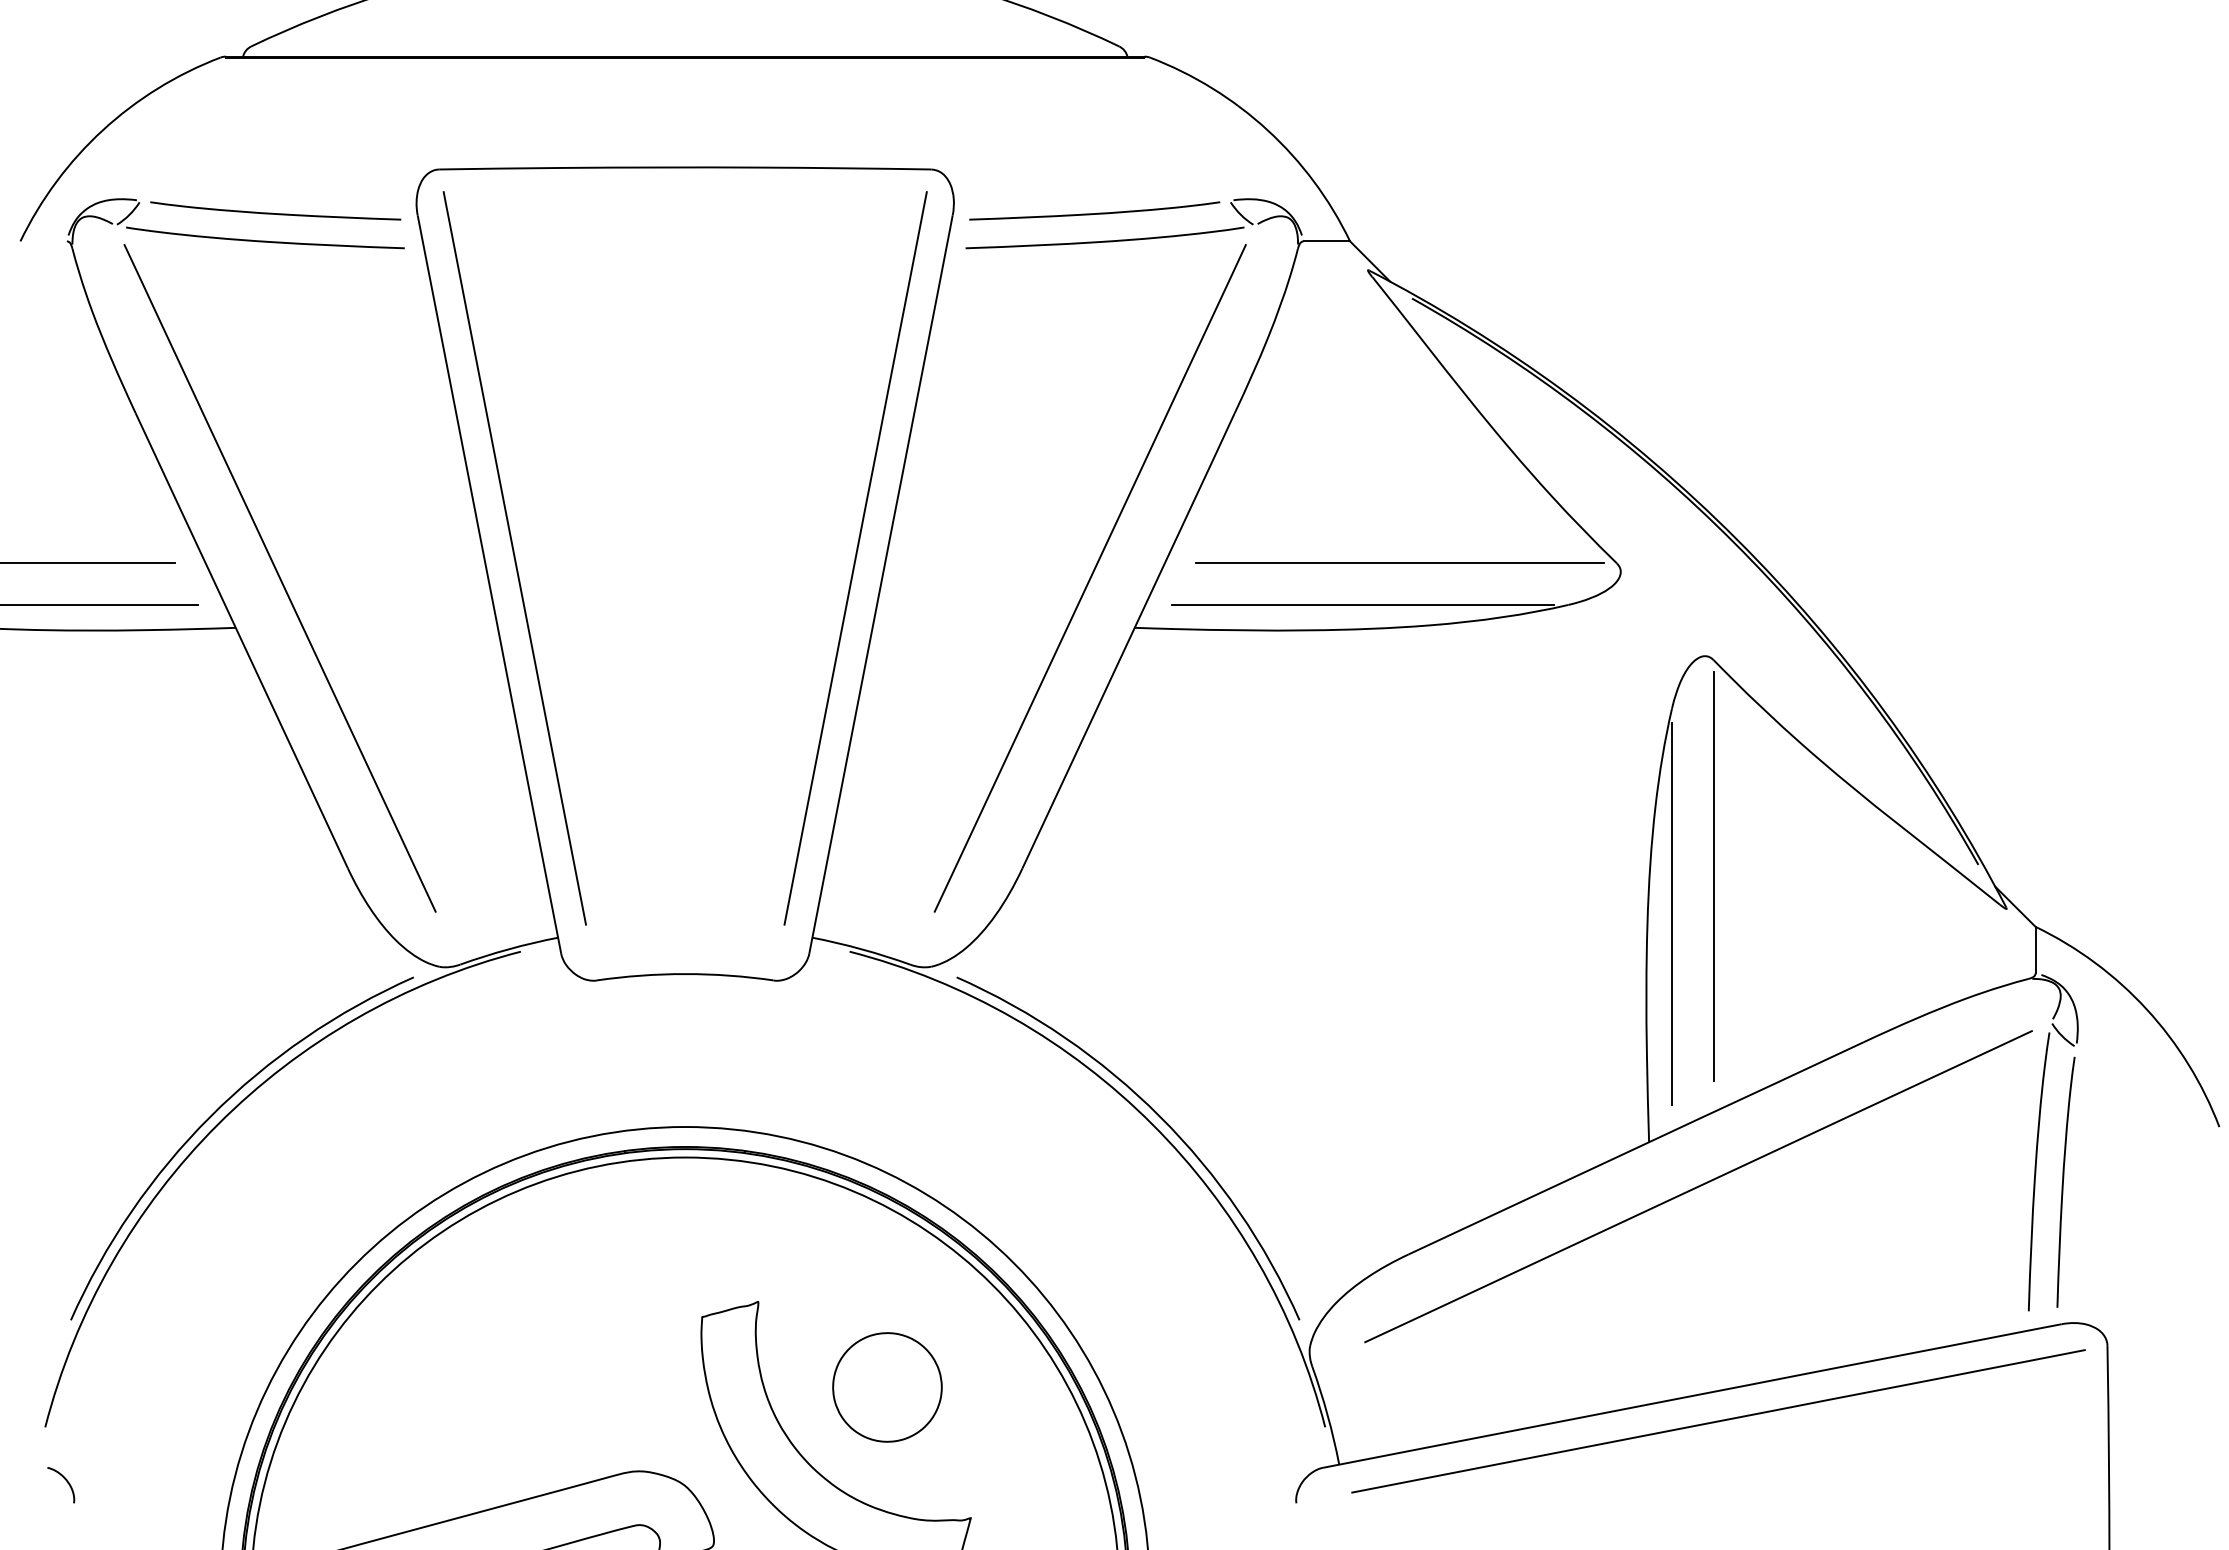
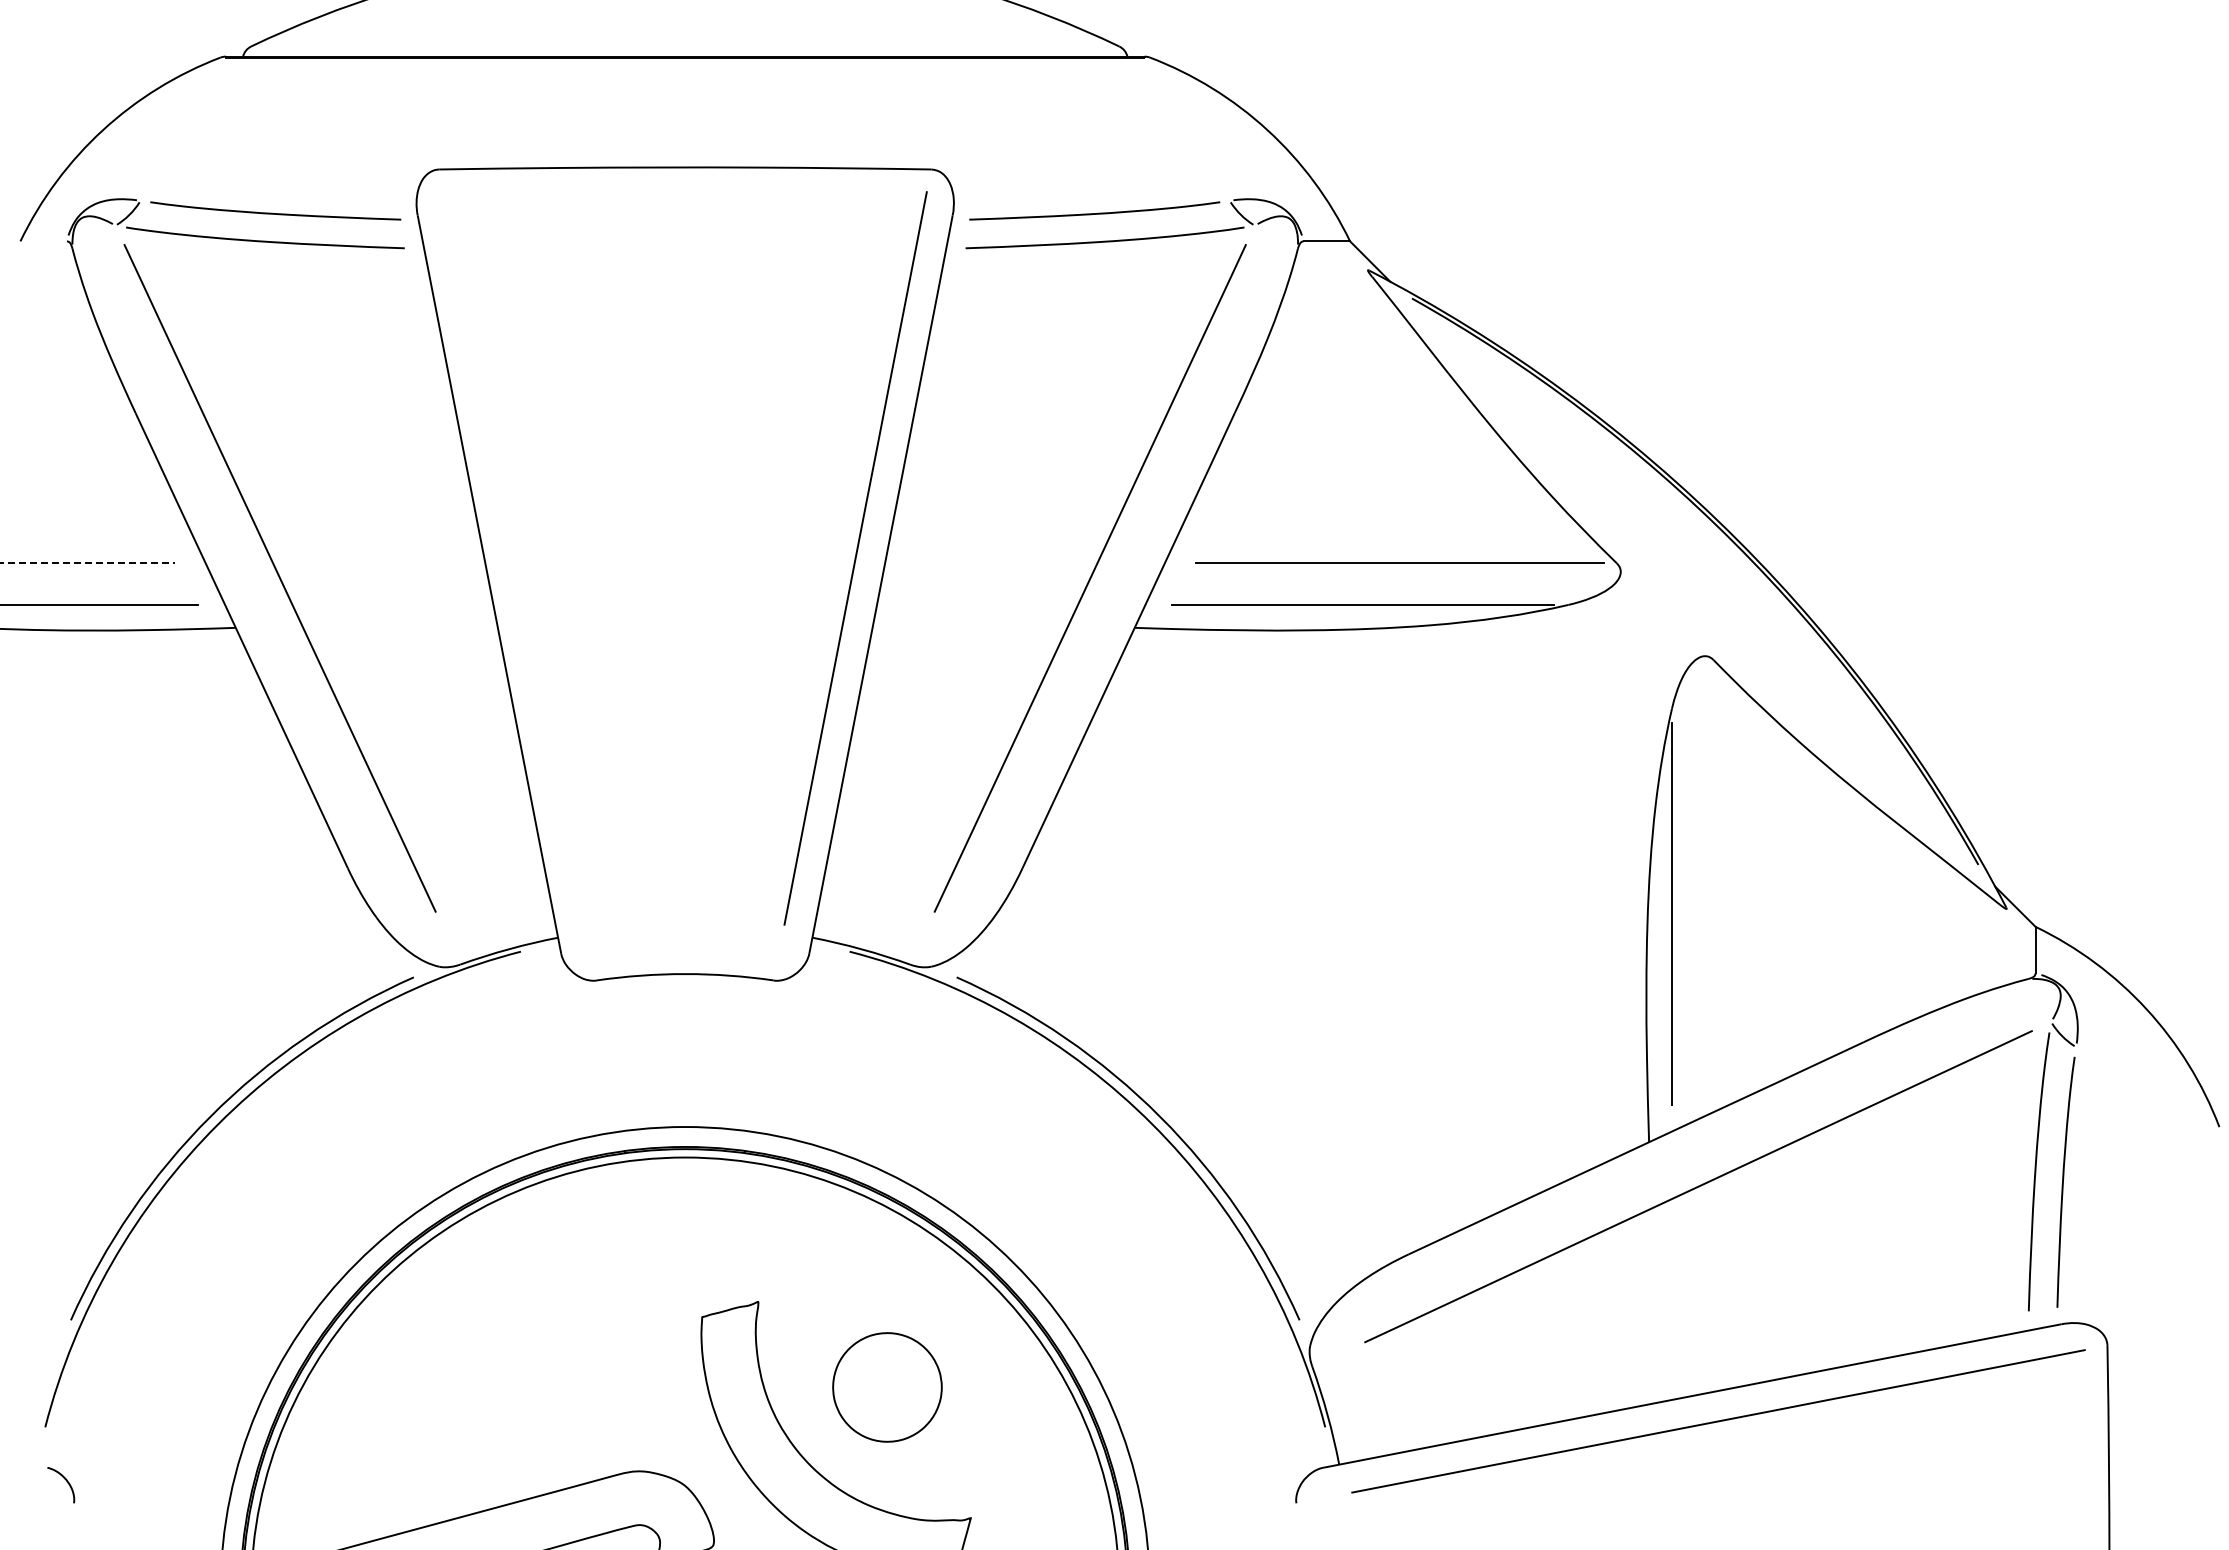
line: present -> none (514, 558)
line: solid -> dashed (87, 563)
line: present -> none (1713, 876)
